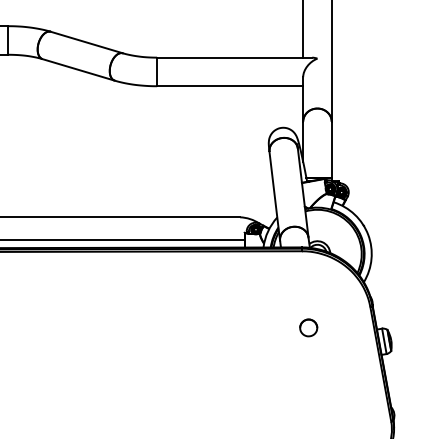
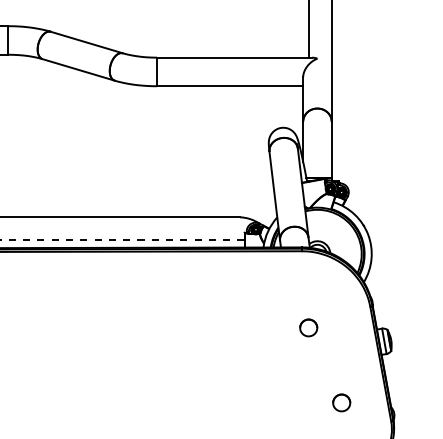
line position: (303, 29) -> (309, 29) (309, 29)
line: solid -> dashed (122, 239)
part: none -> present (341, 402)
